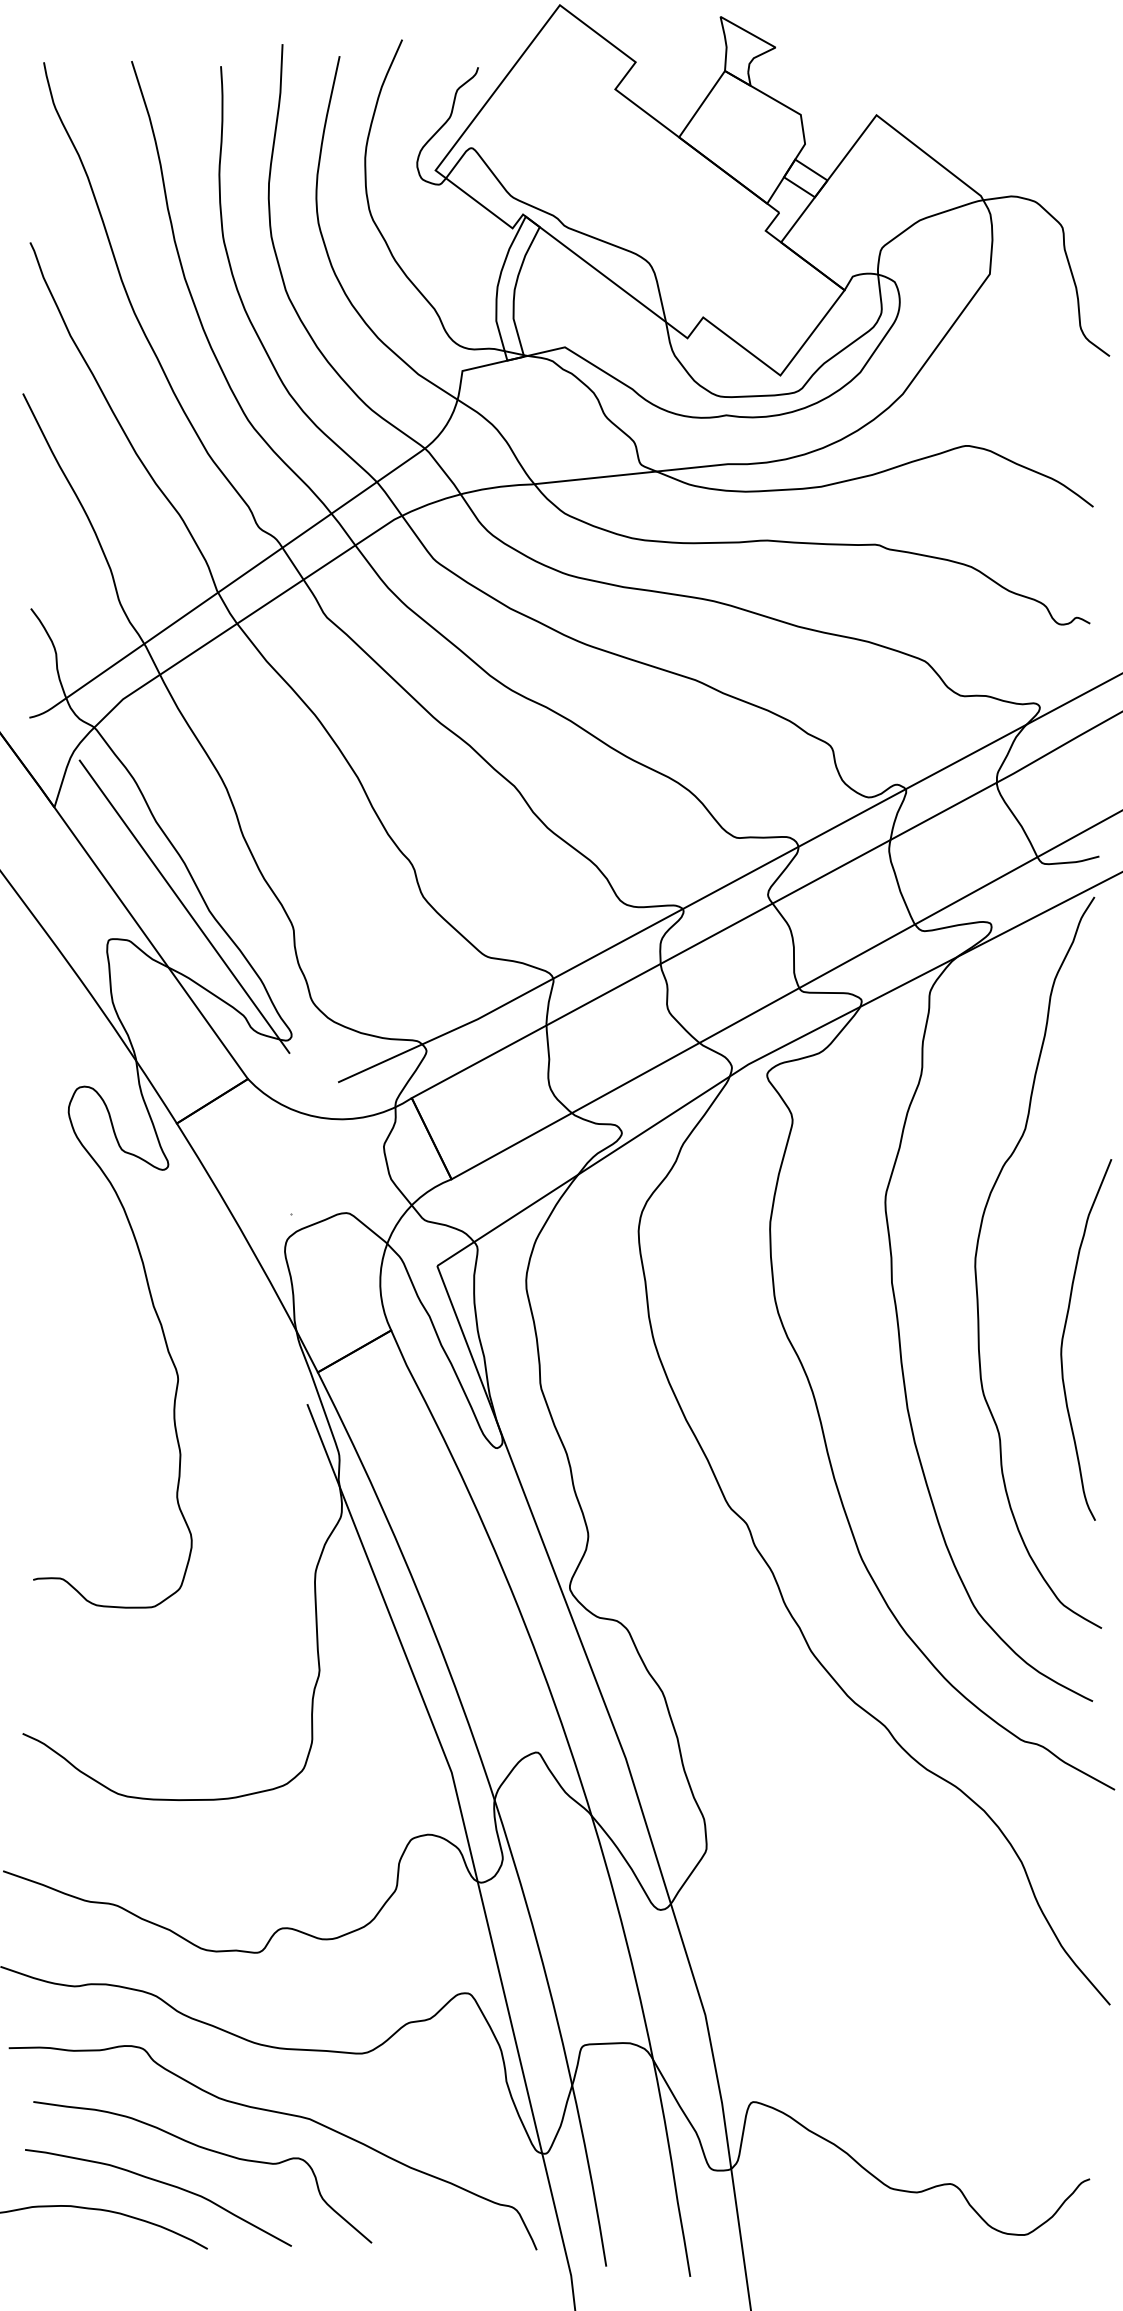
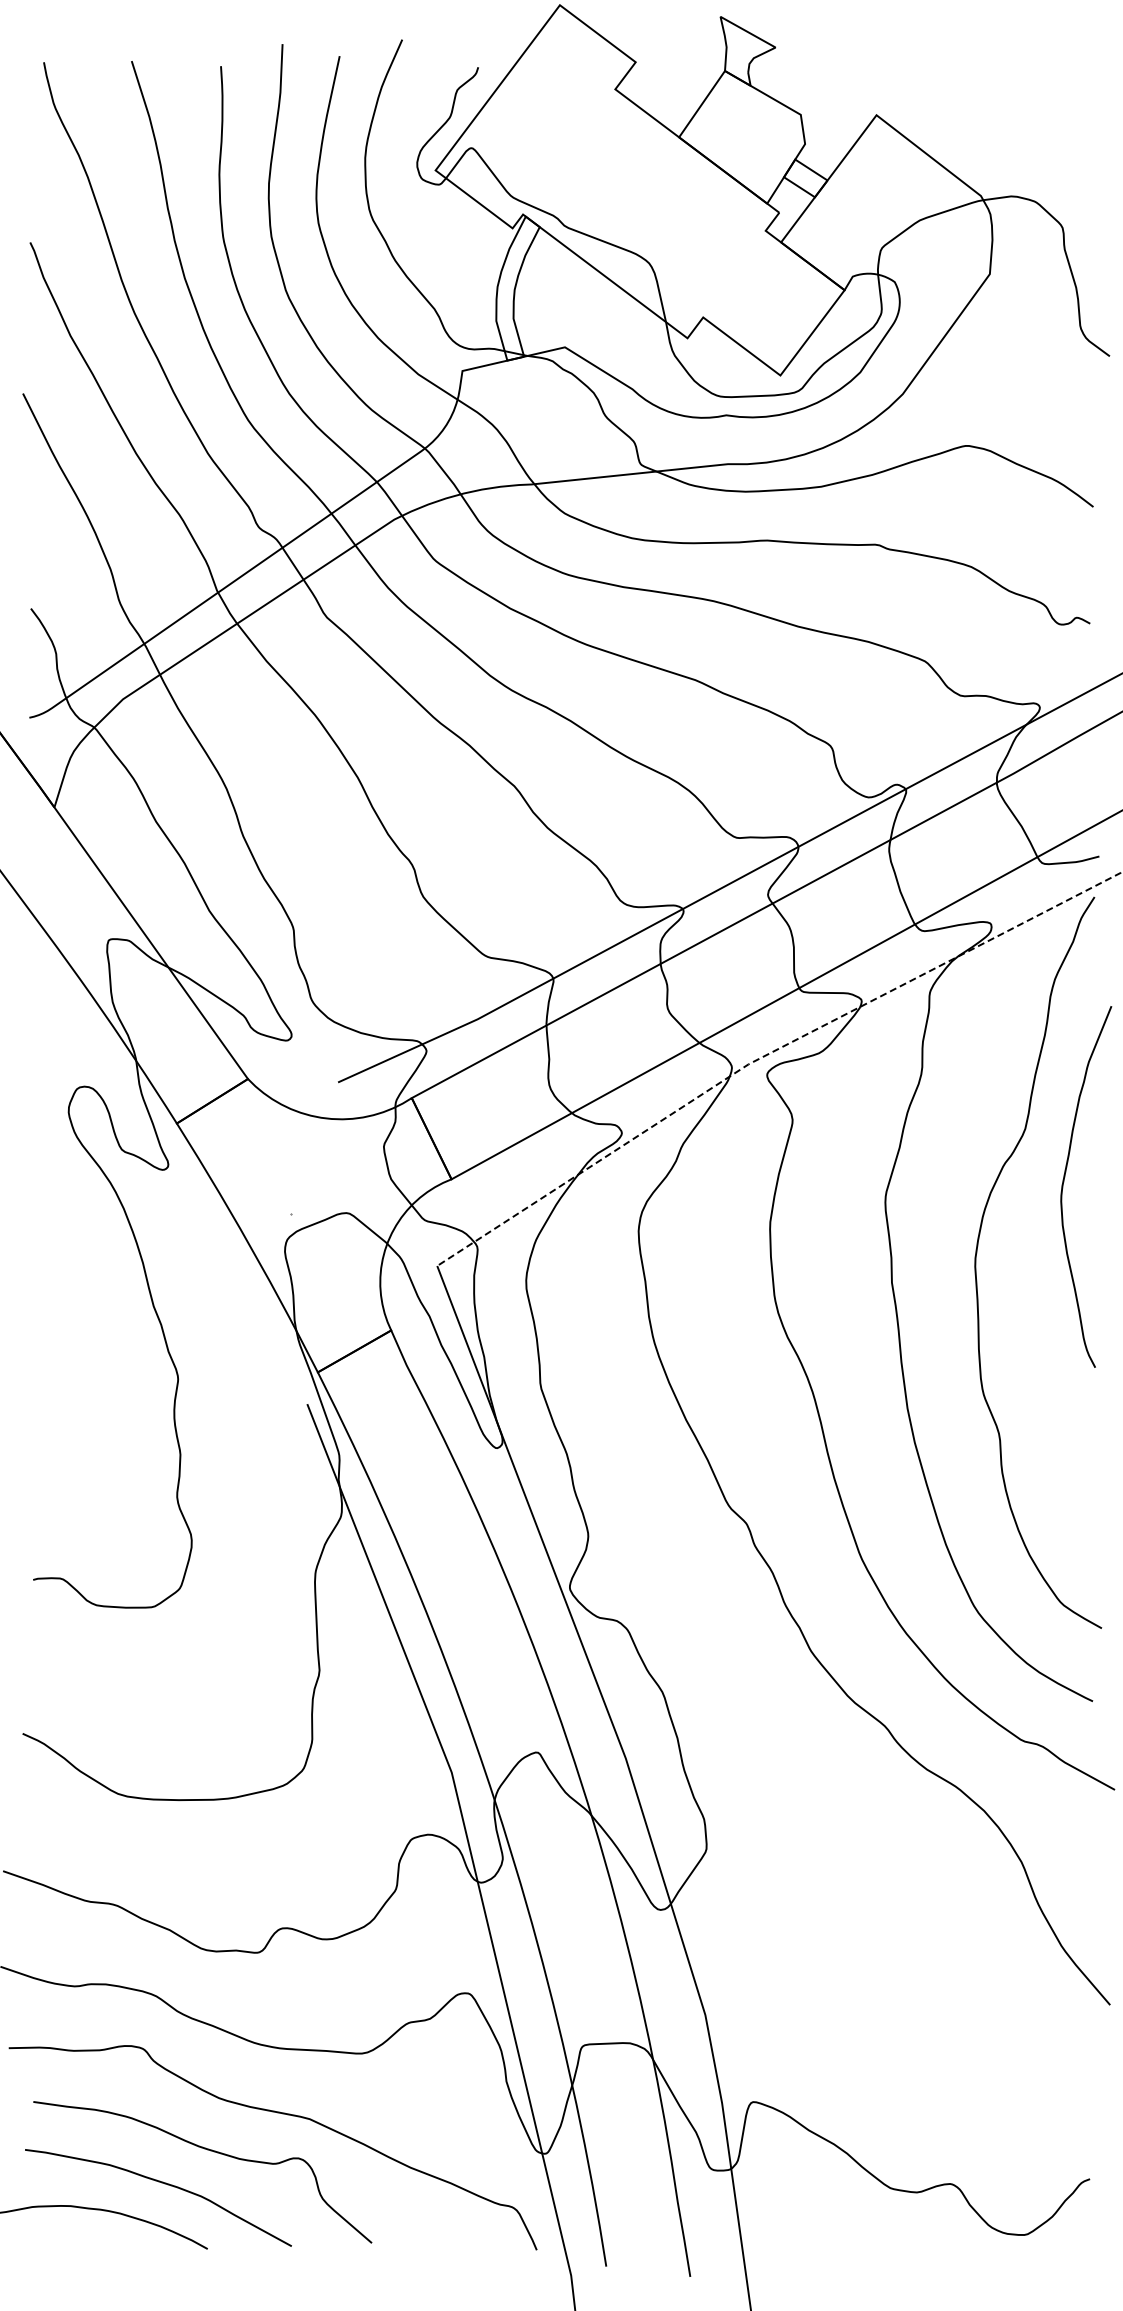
line: present -> none (184, 906)
line: solid -> dashed (770, 1052)
curve position: (1064, 1335) -> (1064, 1182) (1064, 1182)
